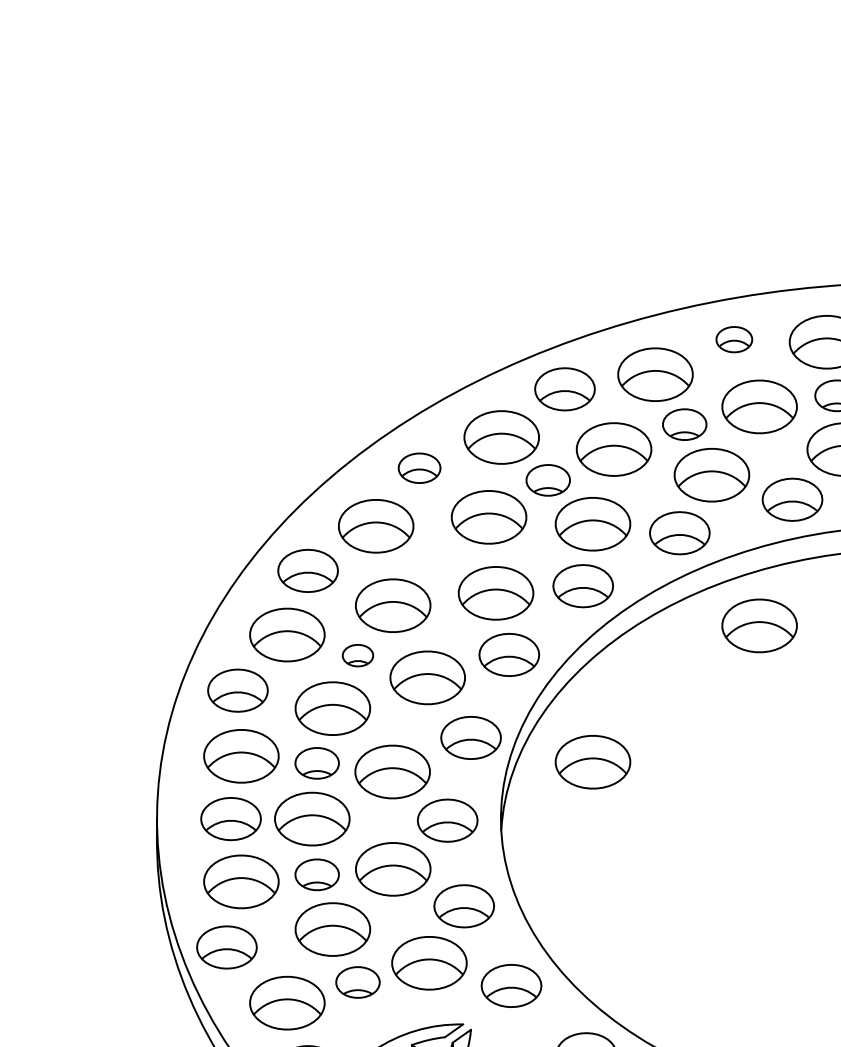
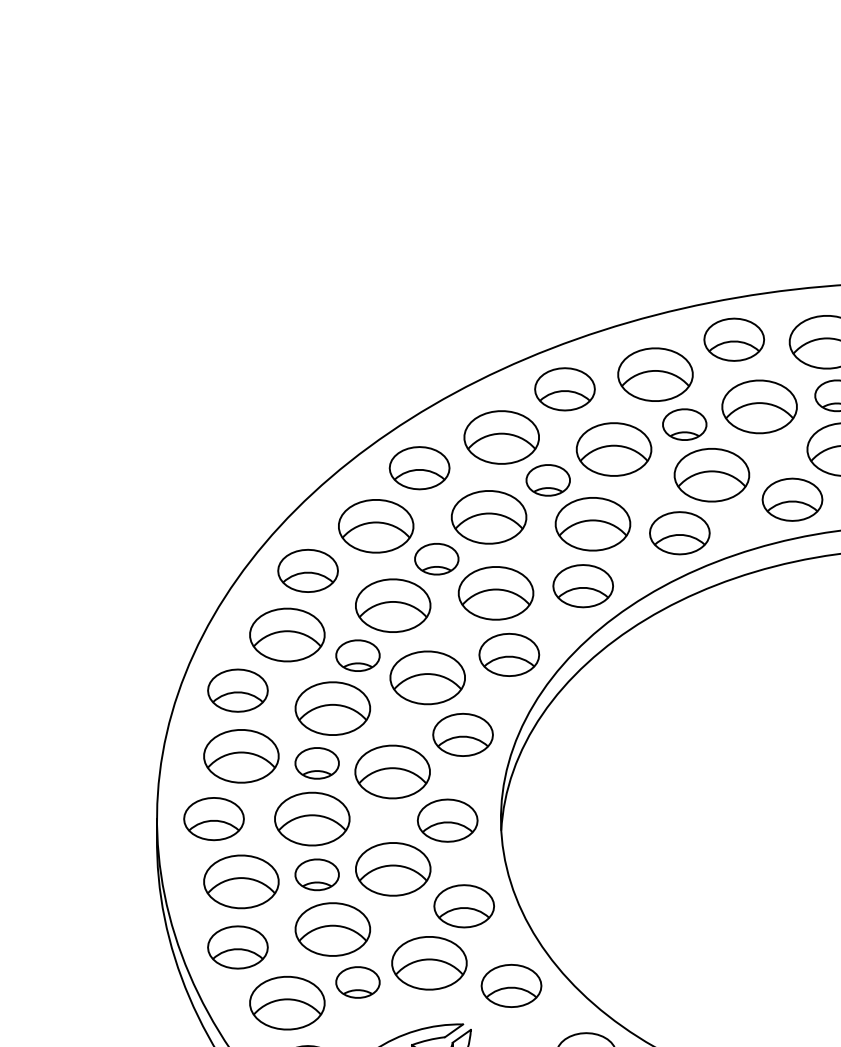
part size: 39x28 px -> 63x45 px (734, 339)
part size: 45x32 px -> 63x45 px (419, 468)
part: none -> present (436, 559)
part: present -> none (759, 625)
part size: 34x24 px -> 46x33 px (357, 655)
part position: (470, 737) -> (462, 734) (462, 734)
part: present -> none (592, 762)
part position: (230, 819) -> (213, 819) (213, 819)
part position: (226, 947) -> (237, 947) (237, 947)
